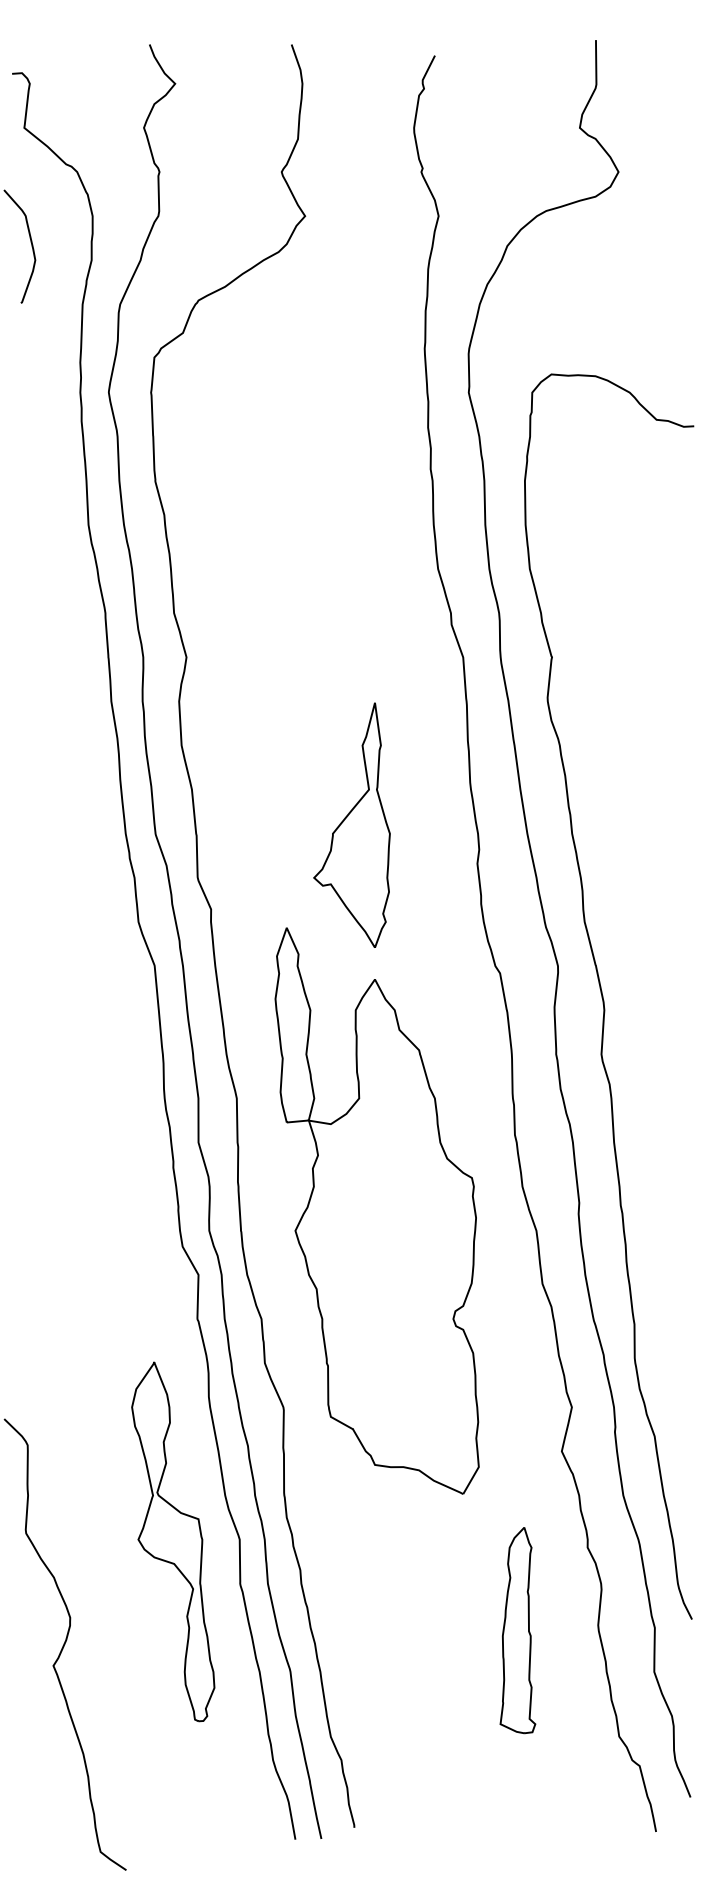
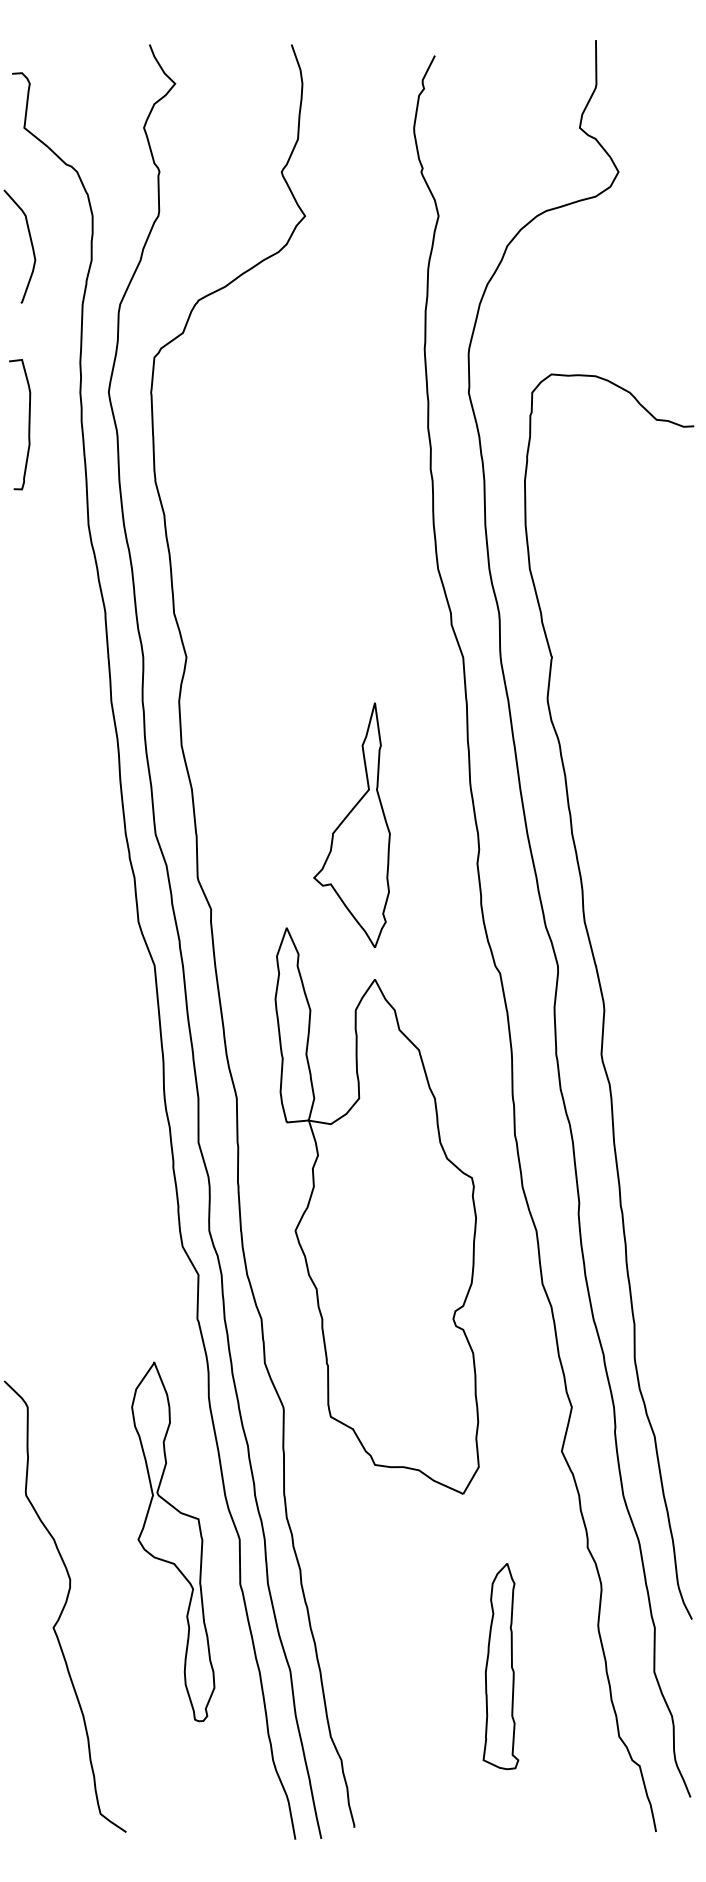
curve: none -> present (28, 424)
part position: (517, 1630) -> (500, 1666) (500, 1666)
curve position: (64, 1644) -> (64, 1606) (64, 1606)
